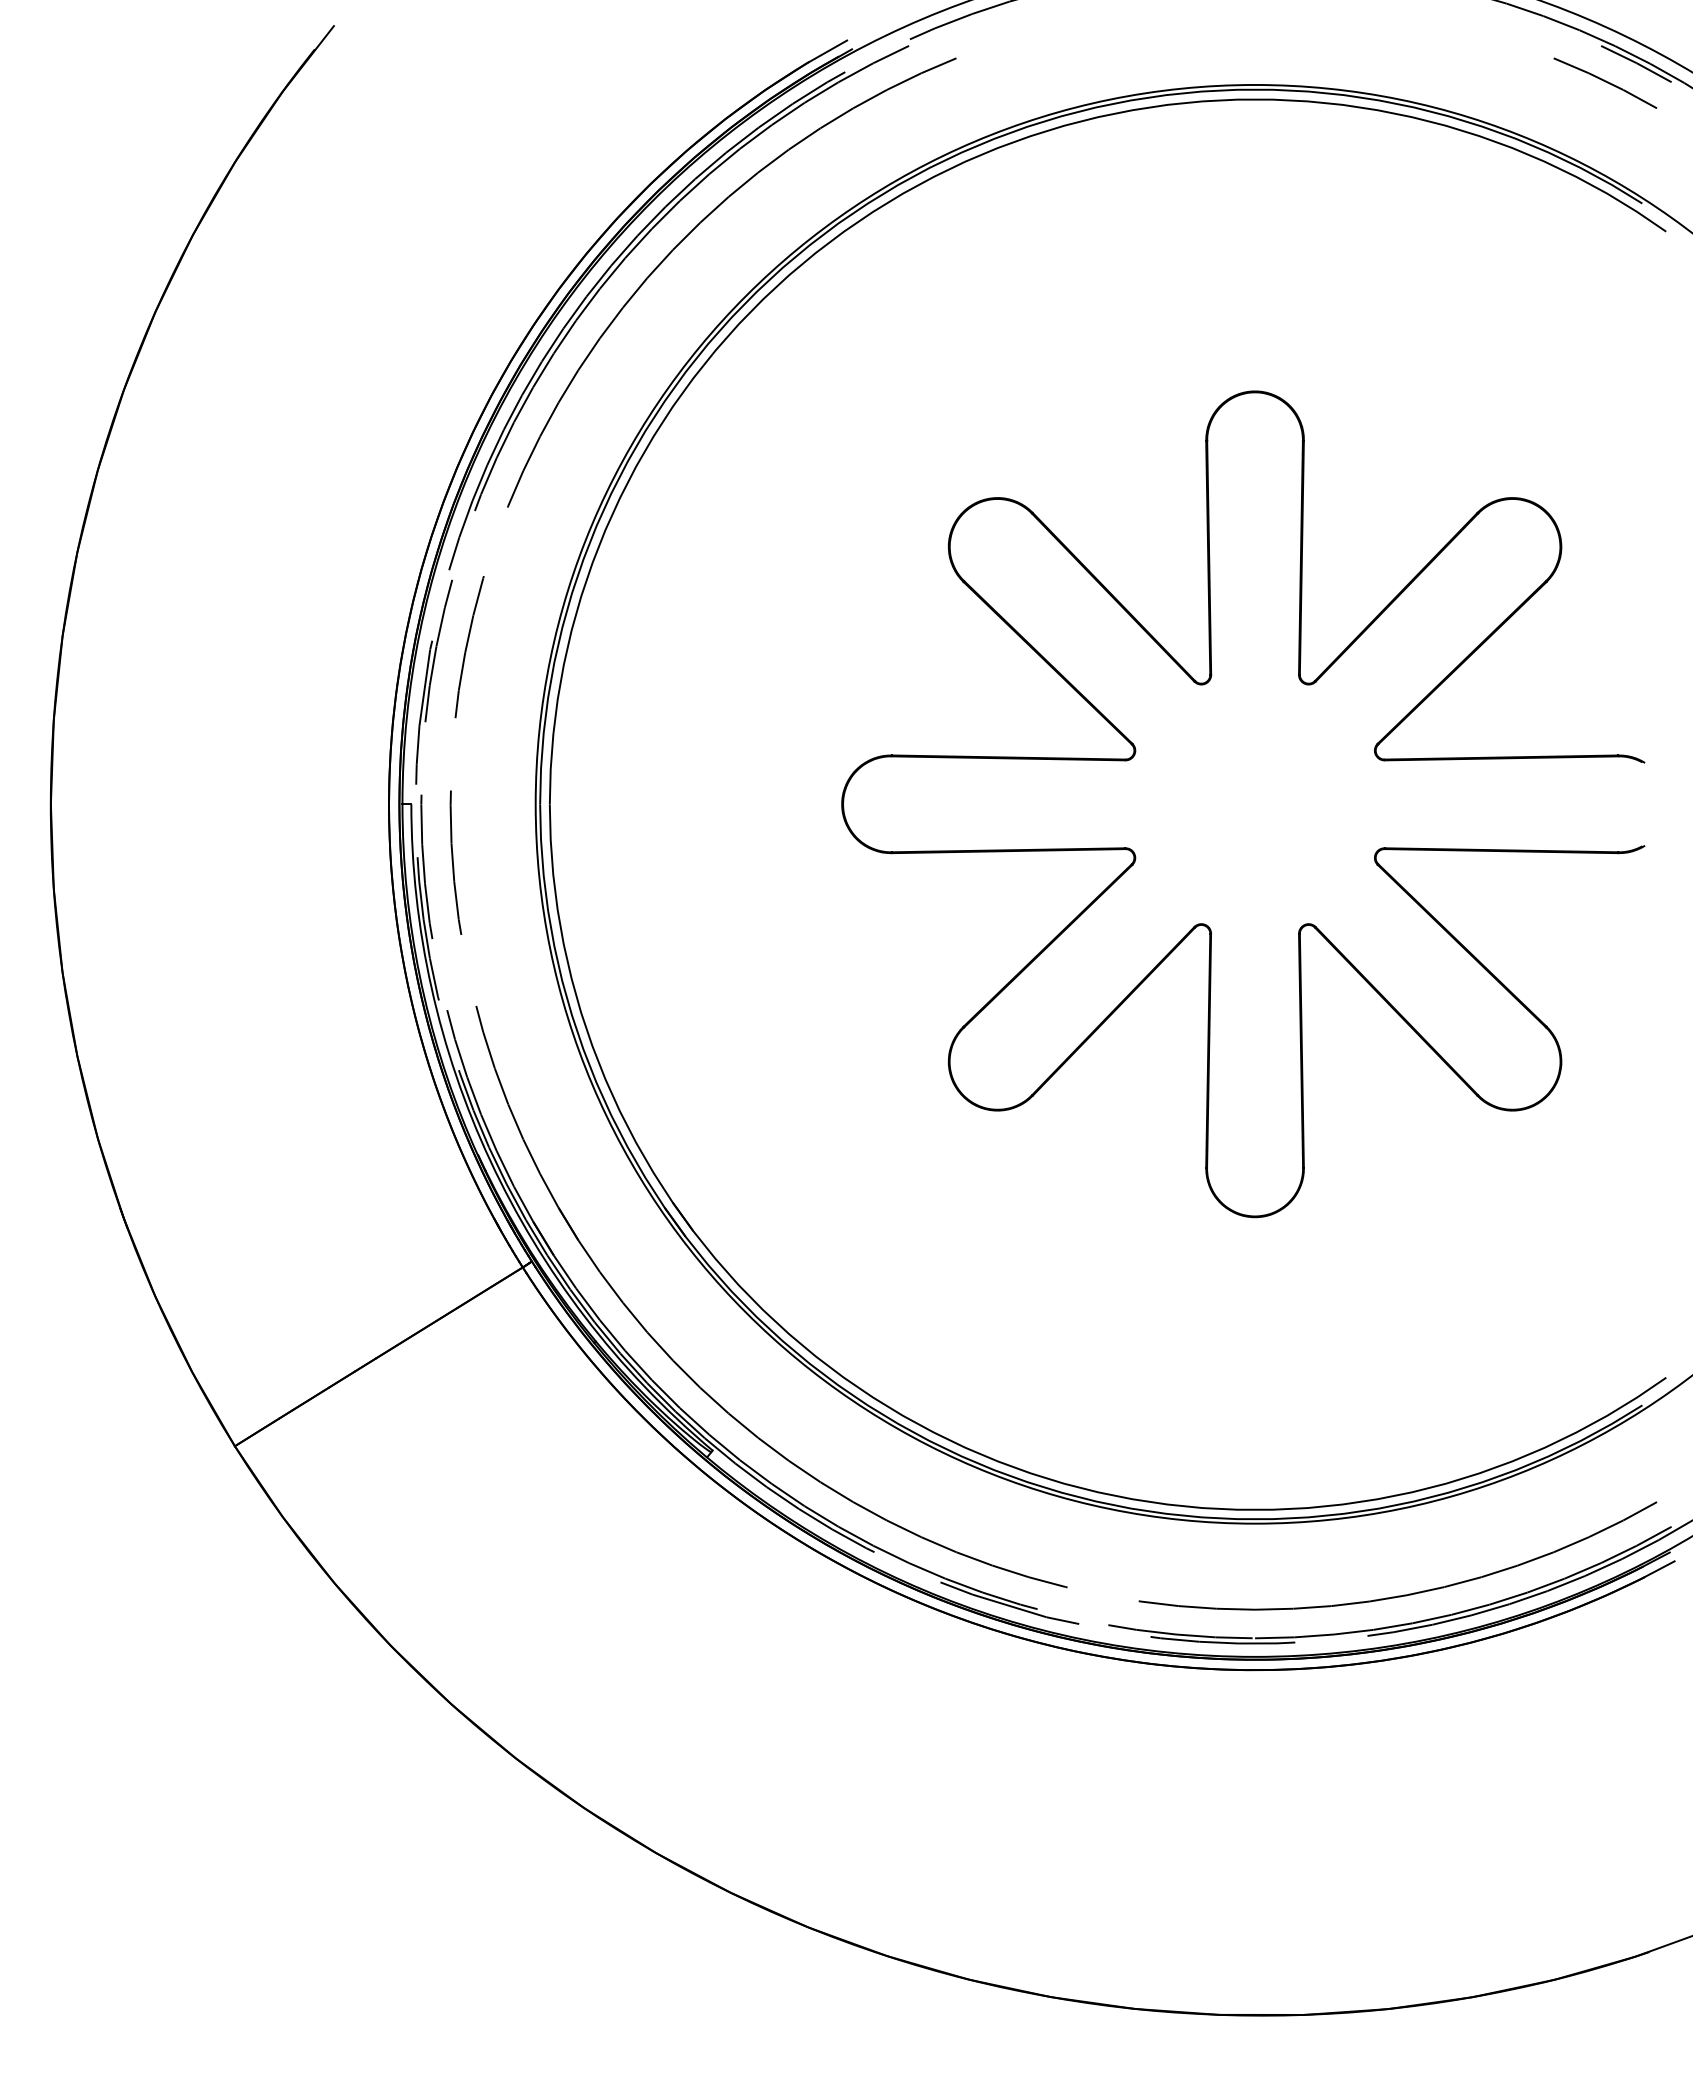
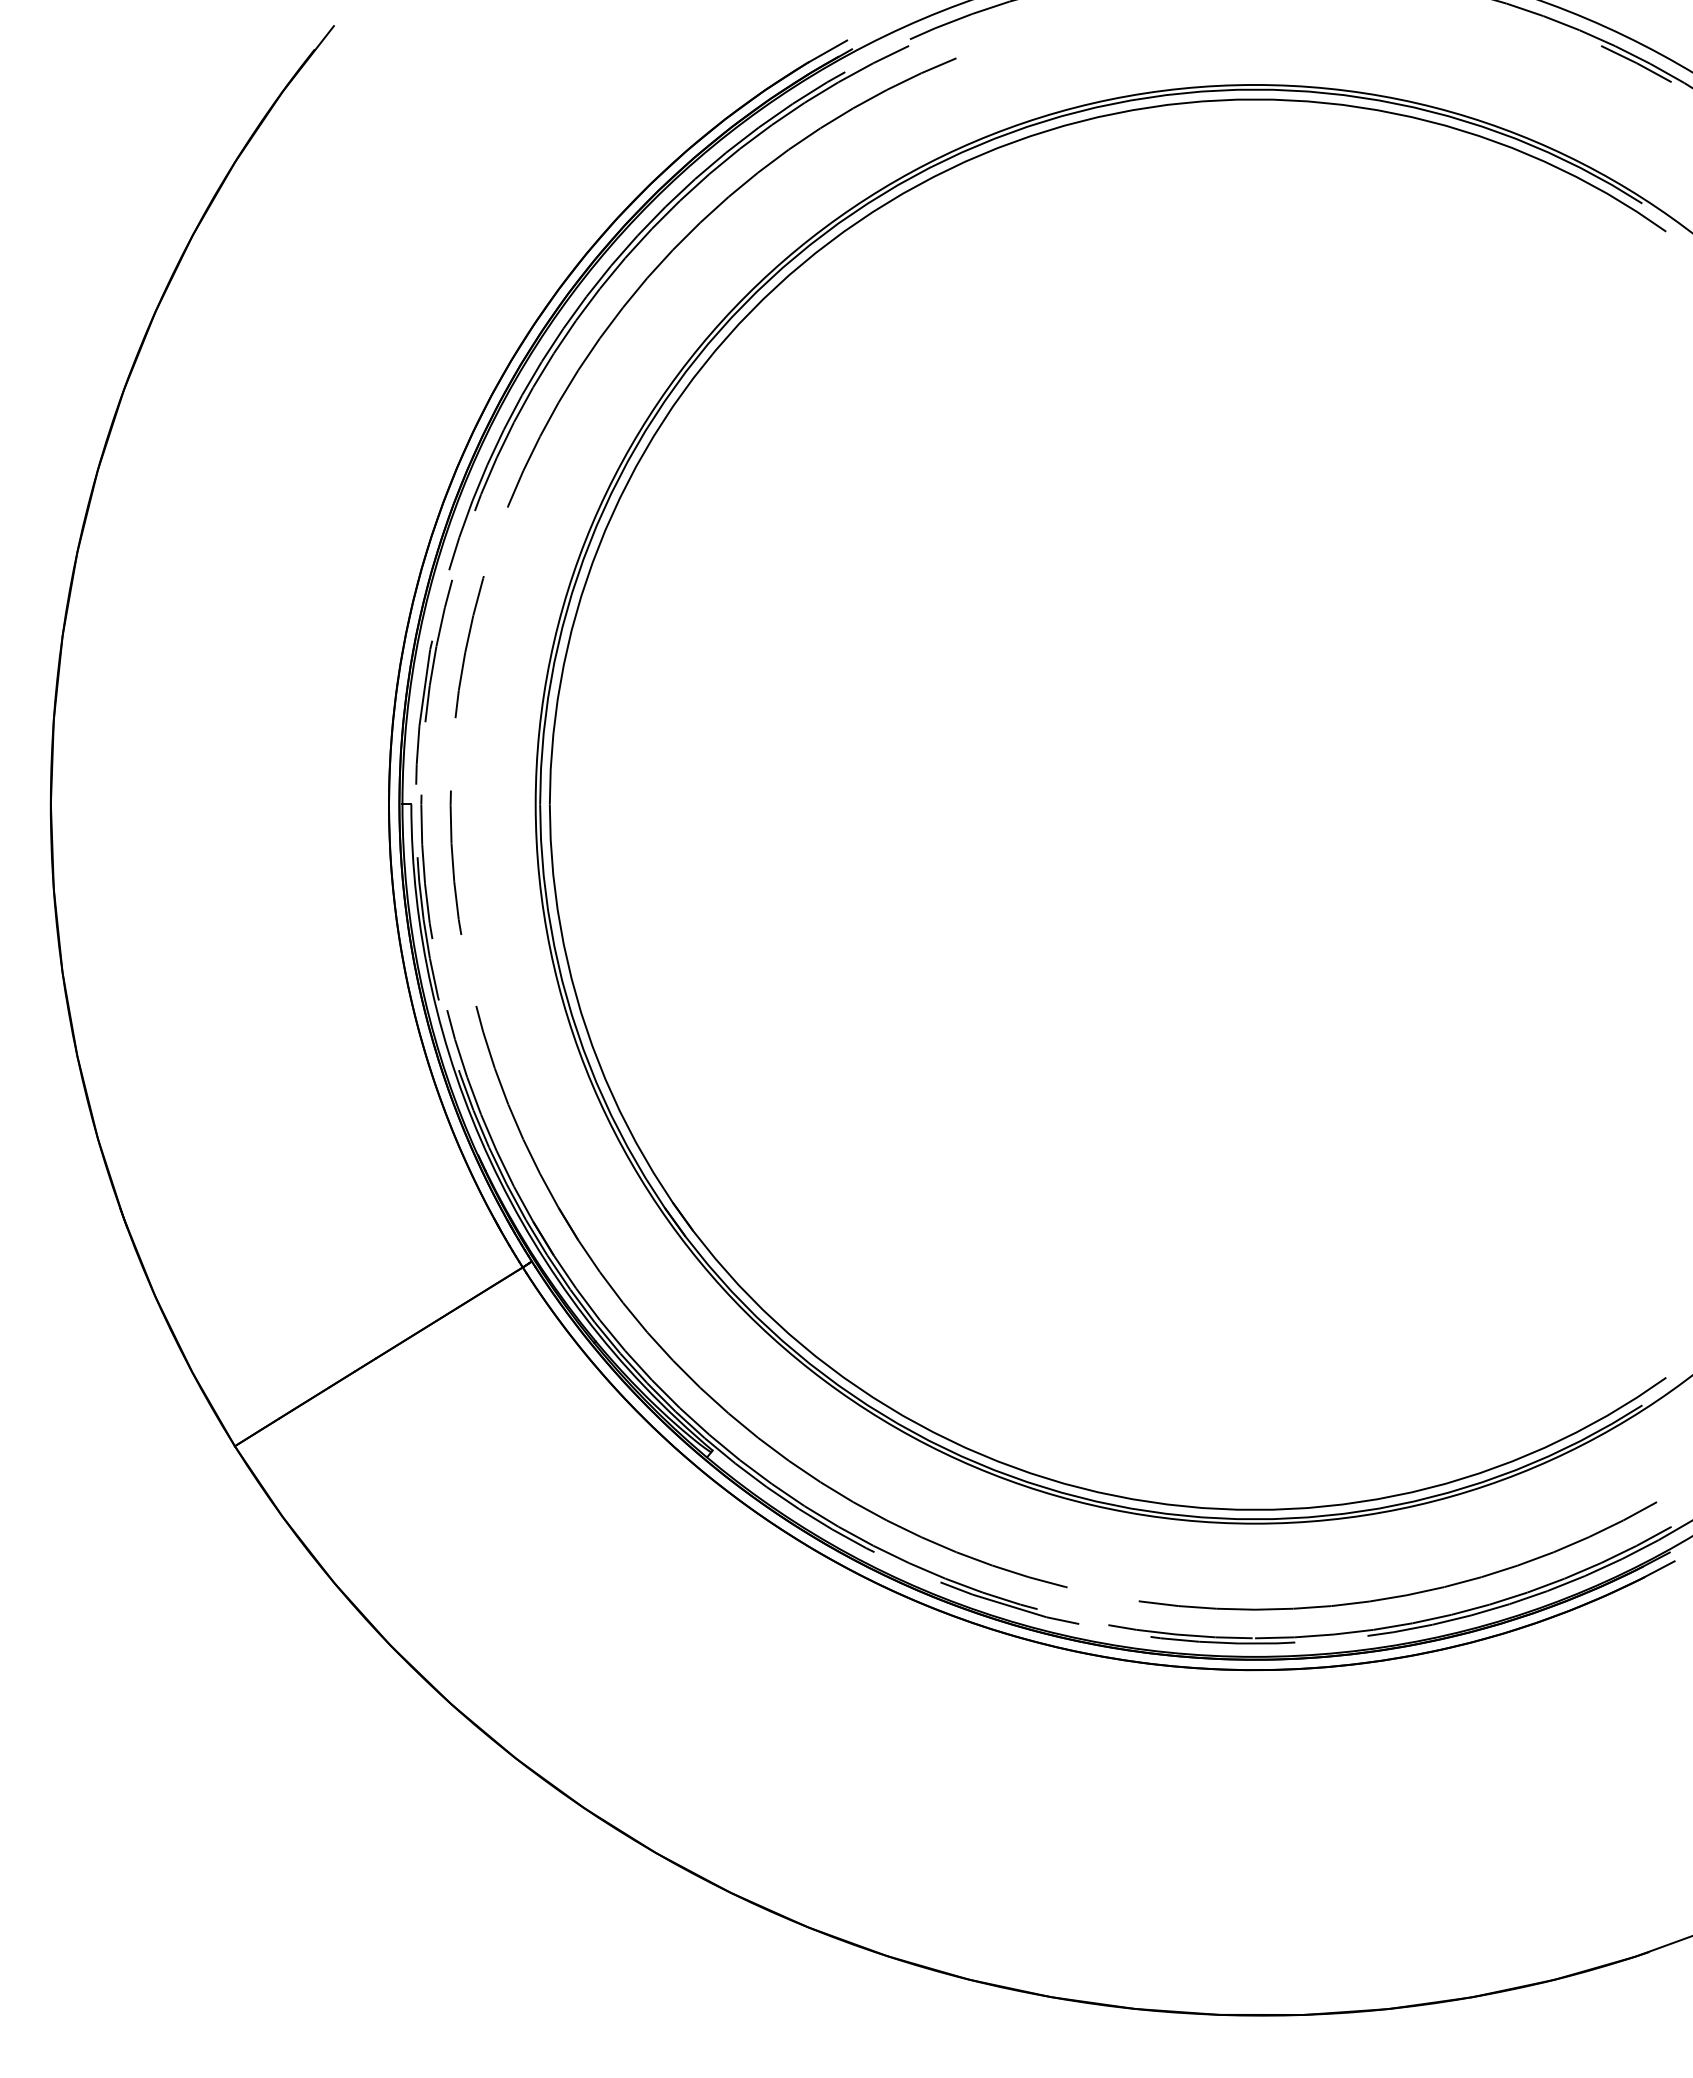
line: present -> none (1605, 82)
part: present -> none (1135, 755)
